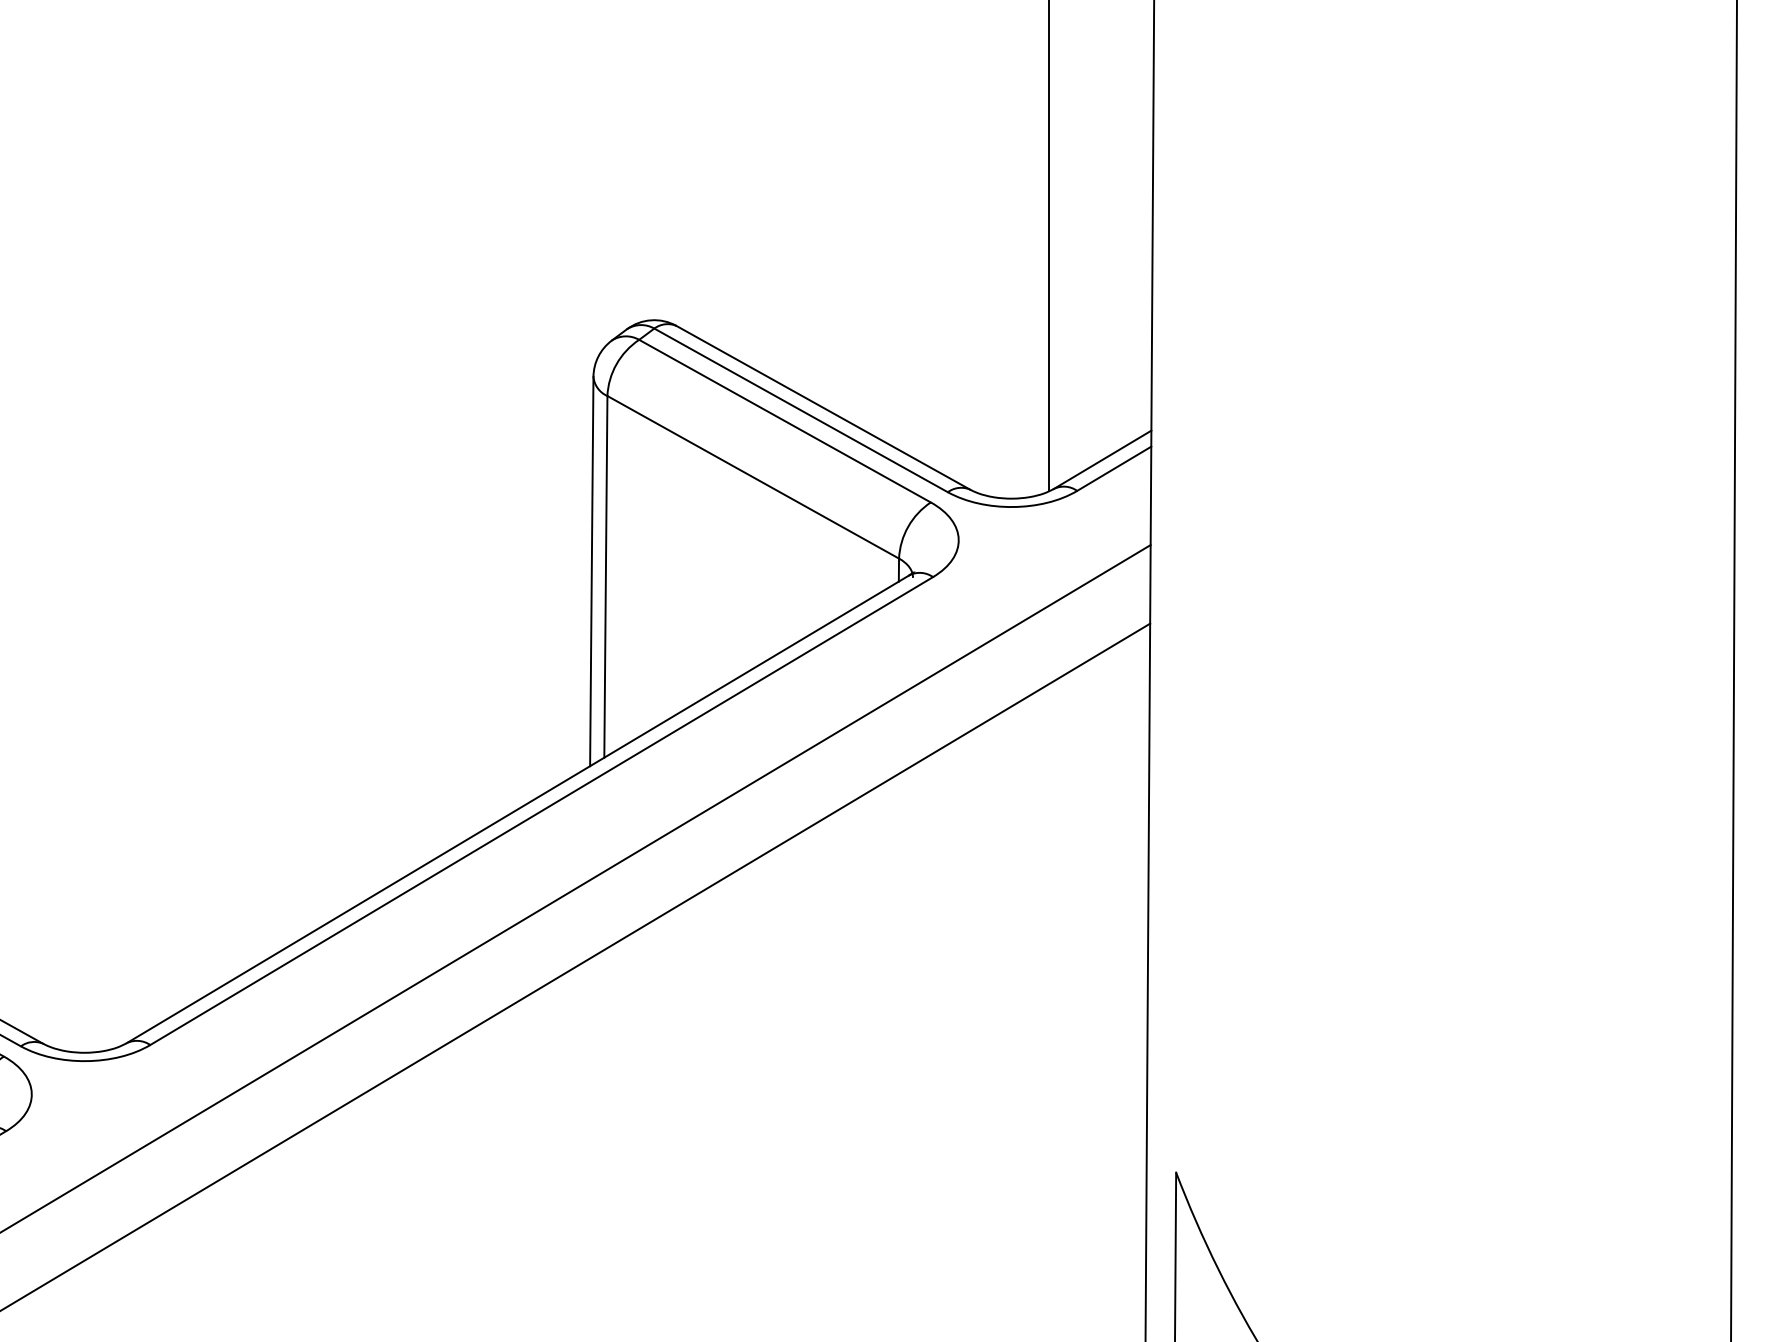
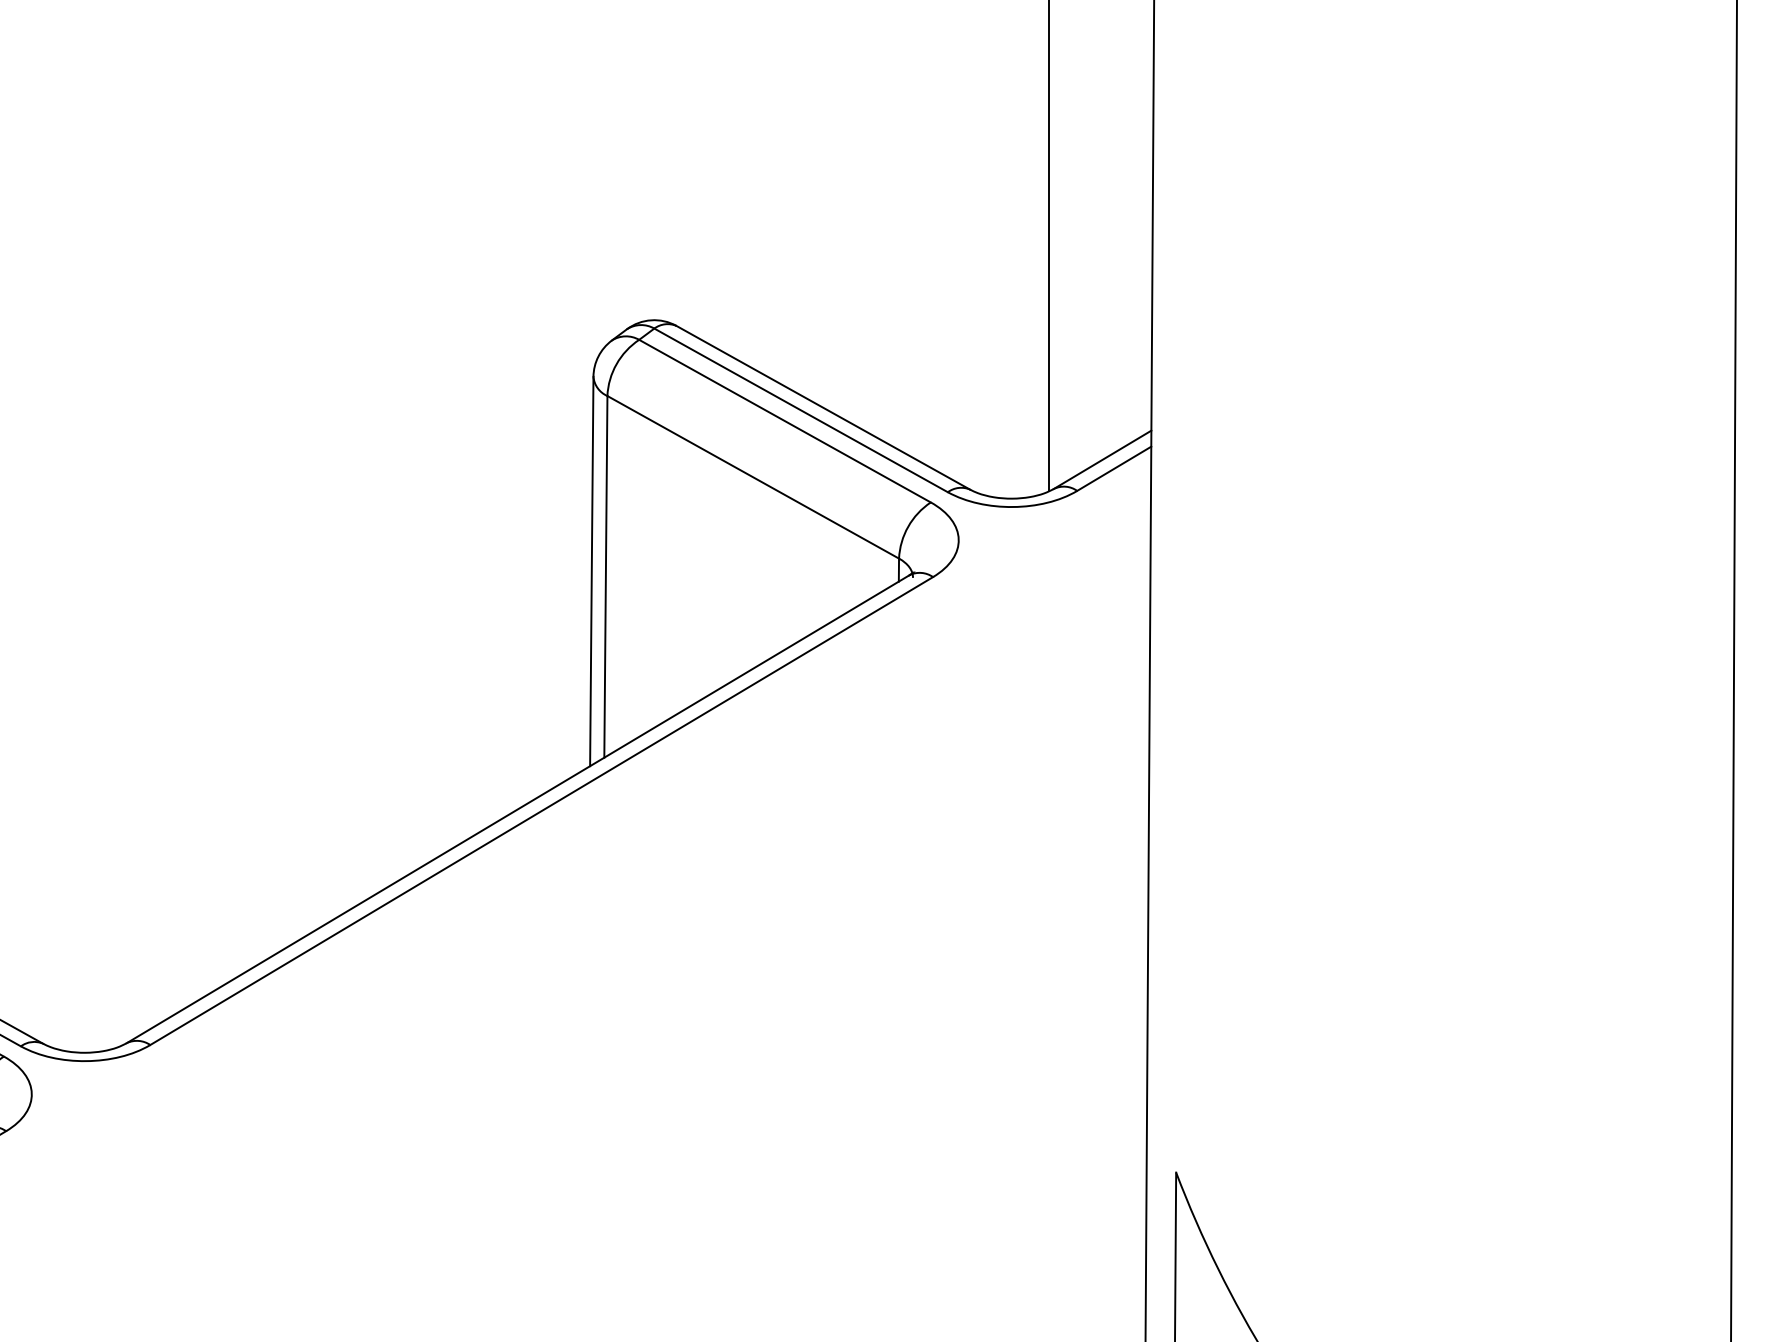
line: present -> none (576, 888)
line: present -> none (576, 966)
